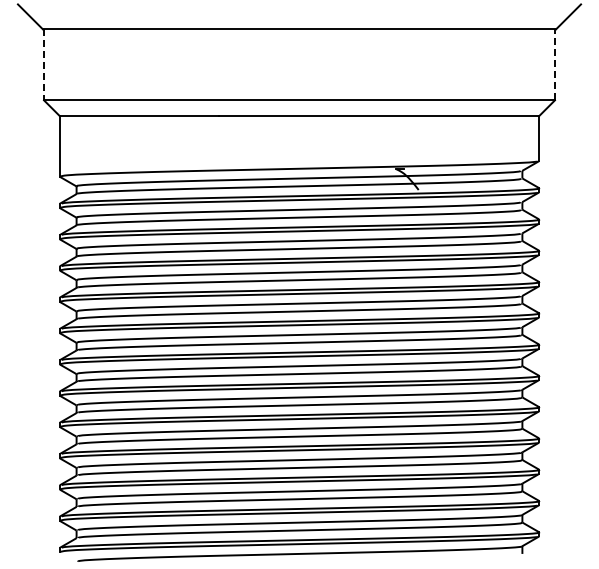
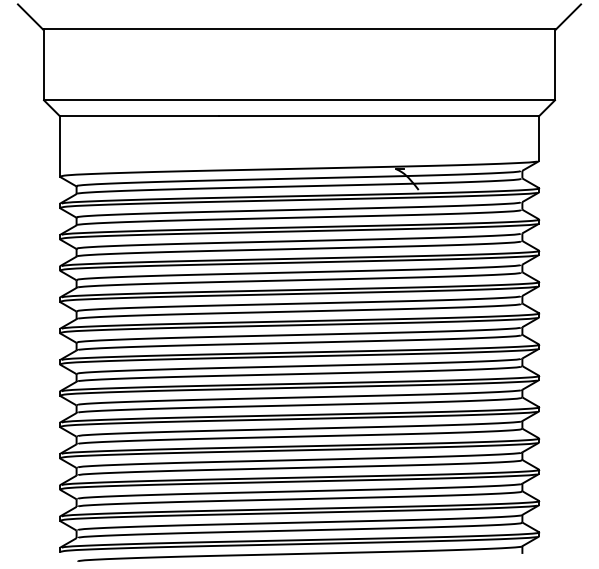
line: dashed -> solid (554, 64)
line: dashed -> solid (44, 65)
